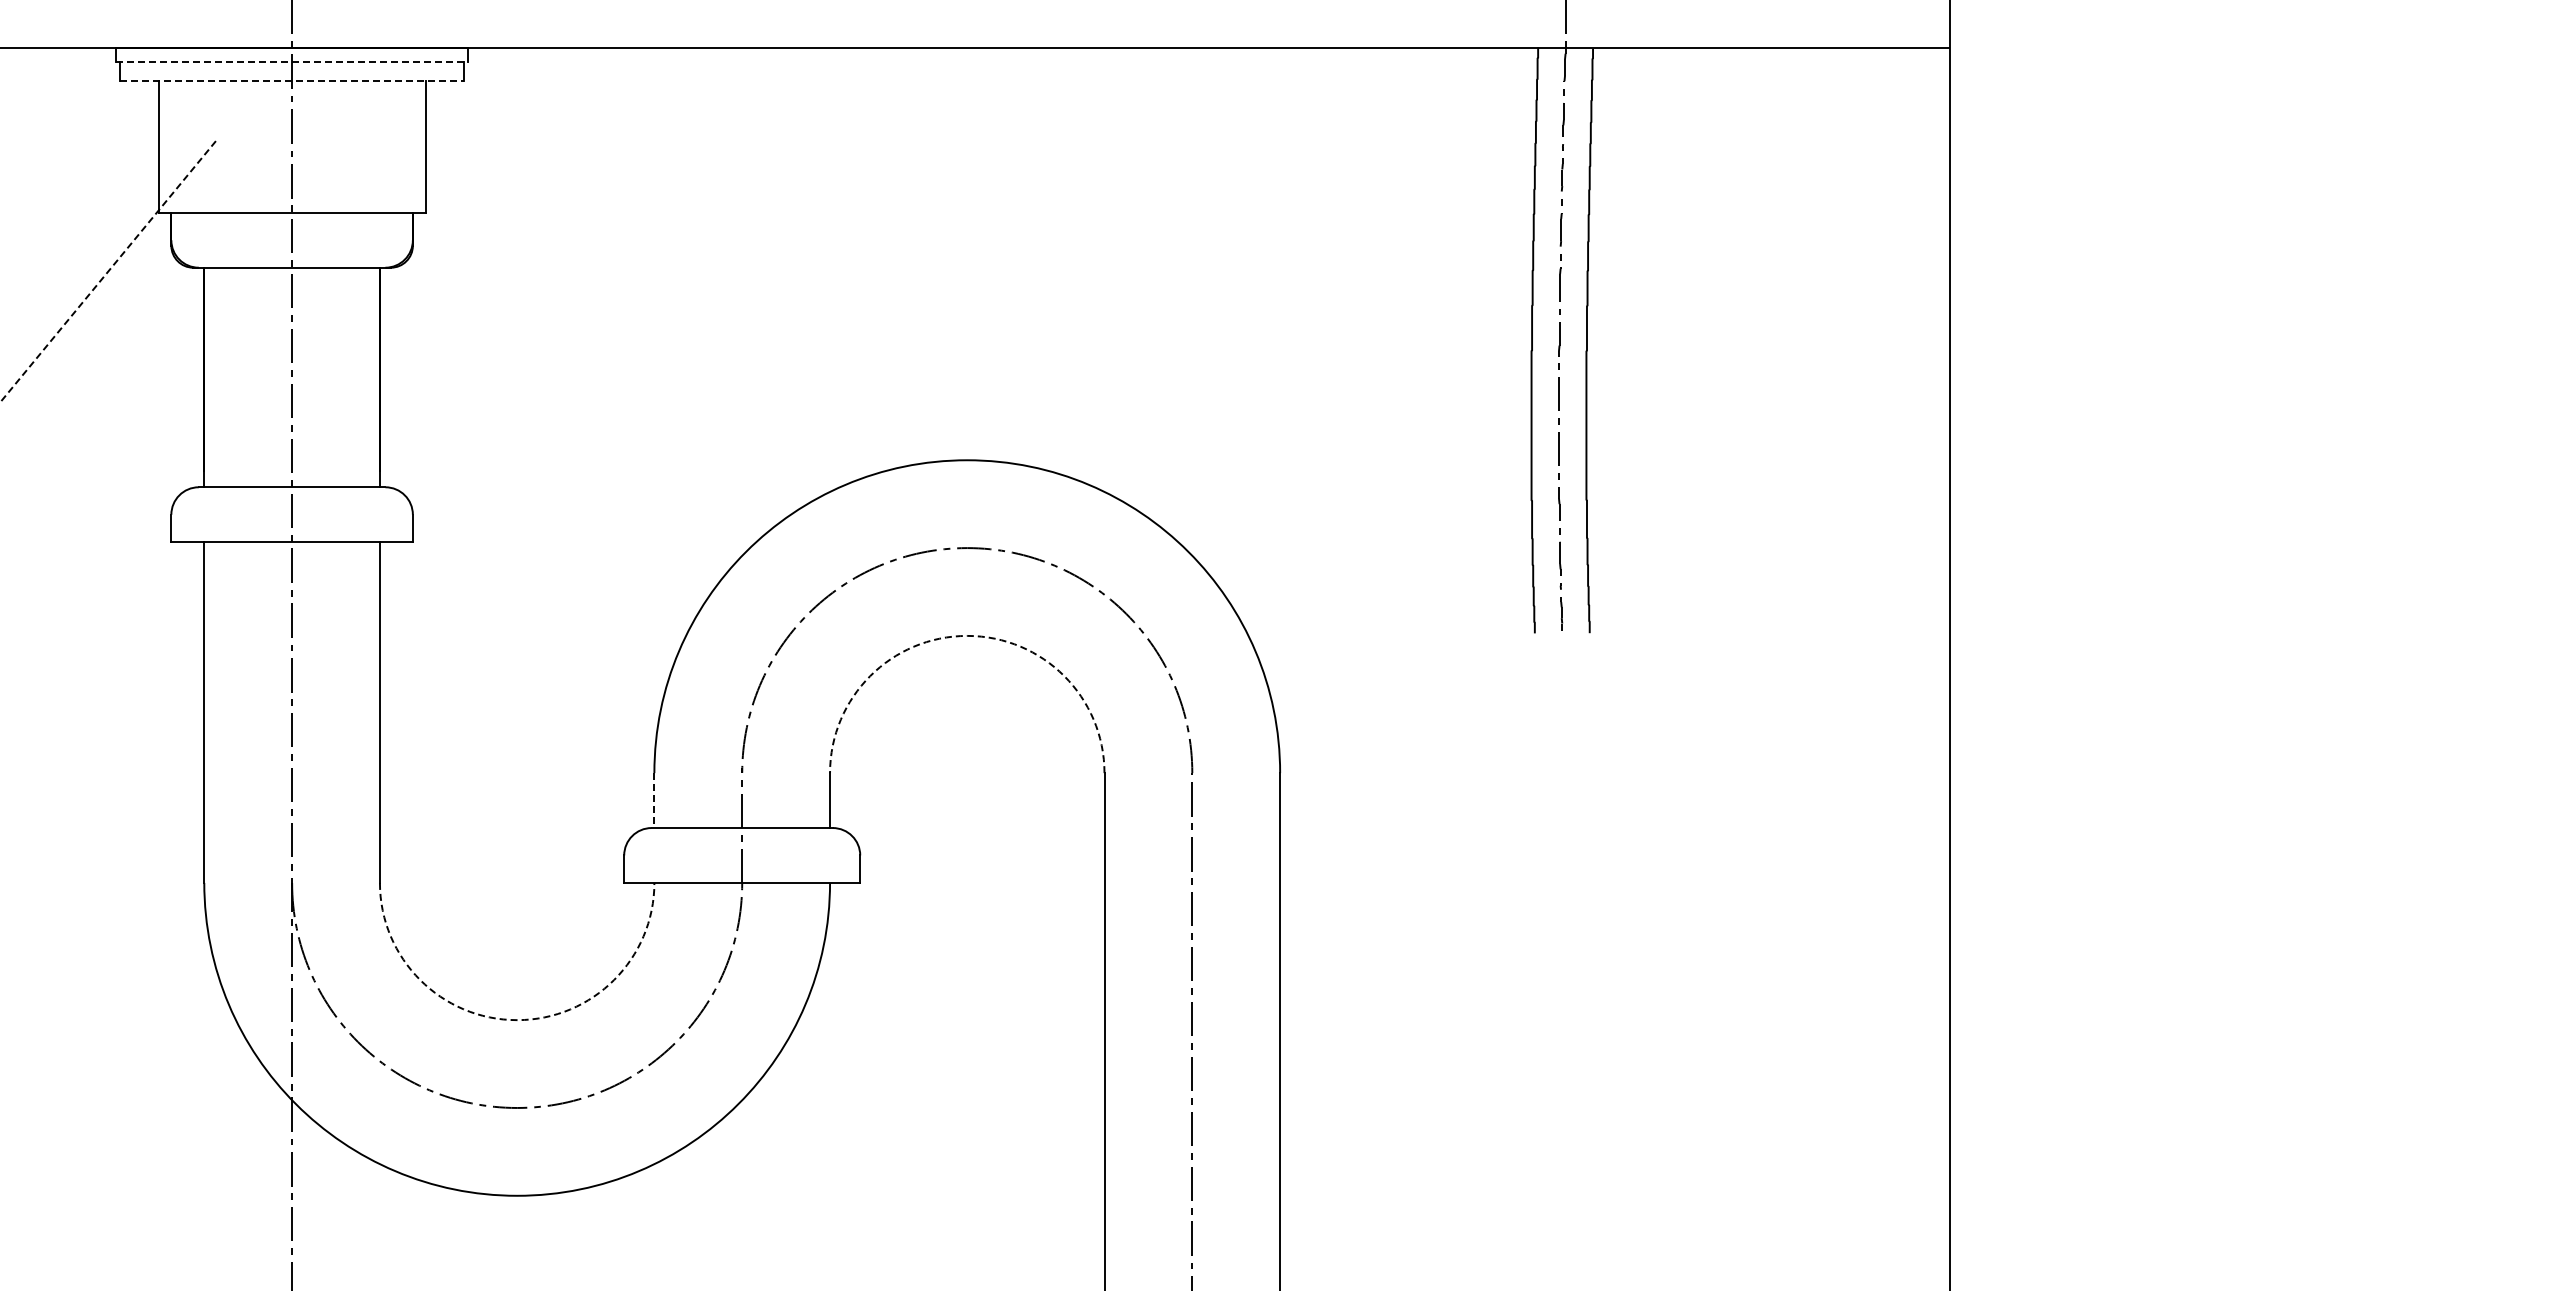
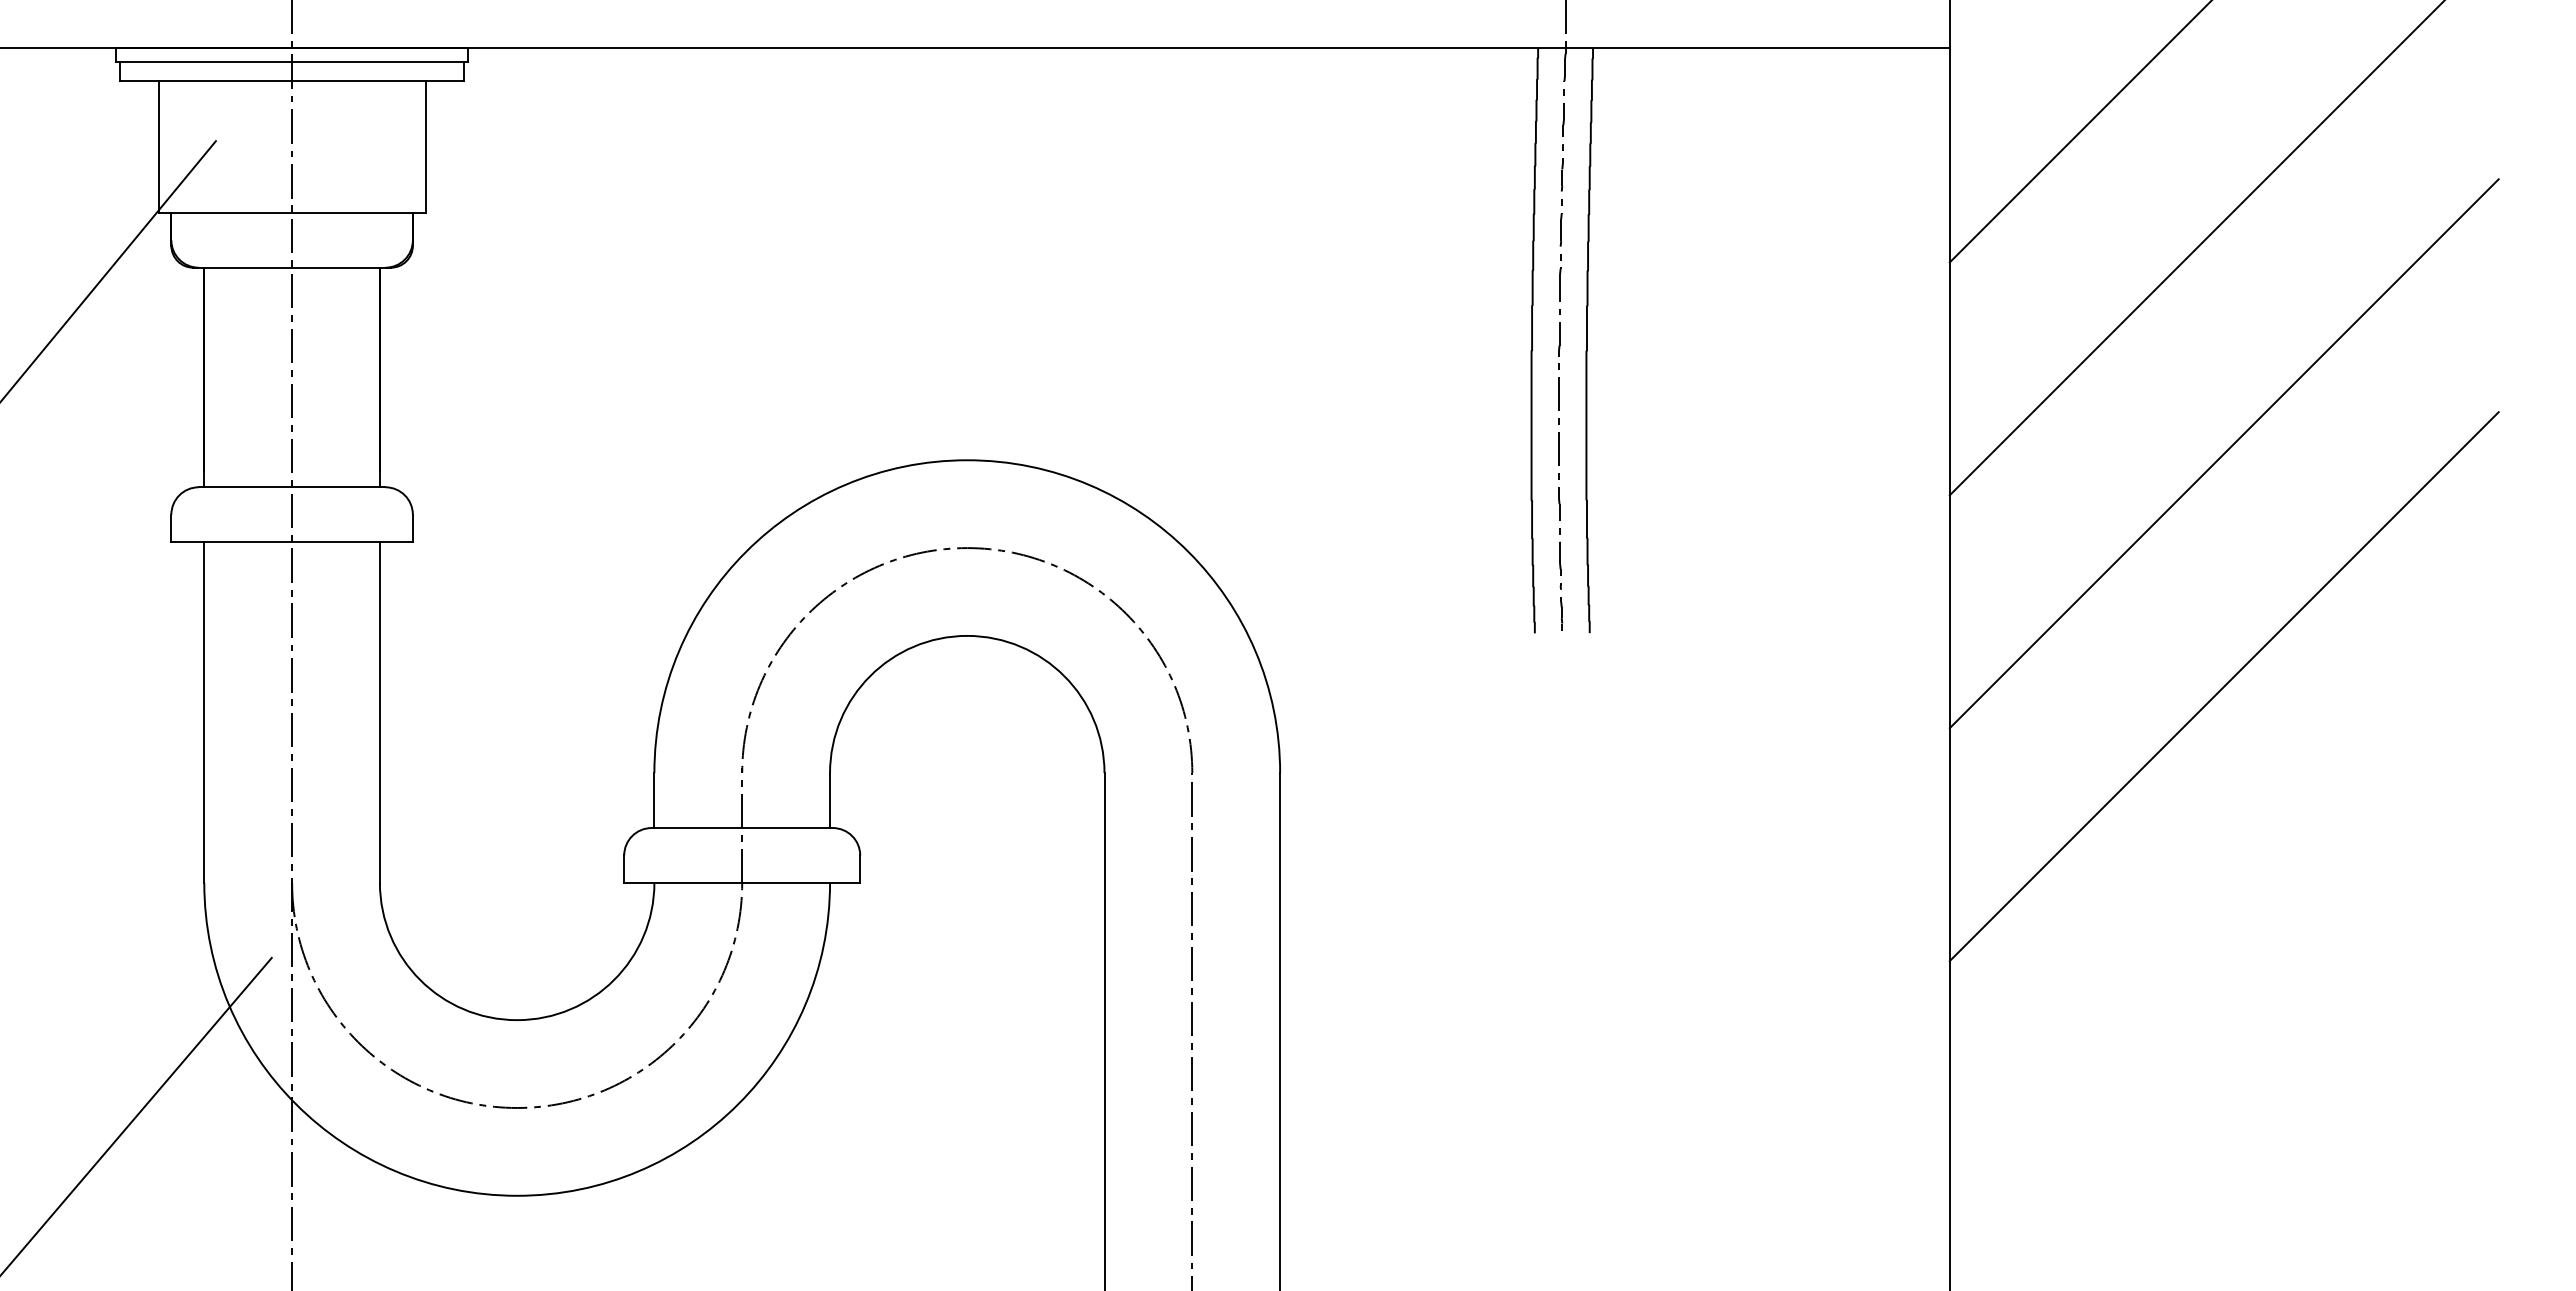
line: dashed -> solid (292, 61)
line: dashed -> solid (292, 81)
line: none -> present (2079, 132)
line: none -> present (2195, 248)
line: dashed -> solid (107, 272)
line: none -> present (2223, 453)
arc: dashed -> solid (967, 635)
line: none -> present (2223, 686)
line: dashed -> solid (654, 801)
arc: dashed -> solid (517, 1020)
line: none -> present (136, 1115)
